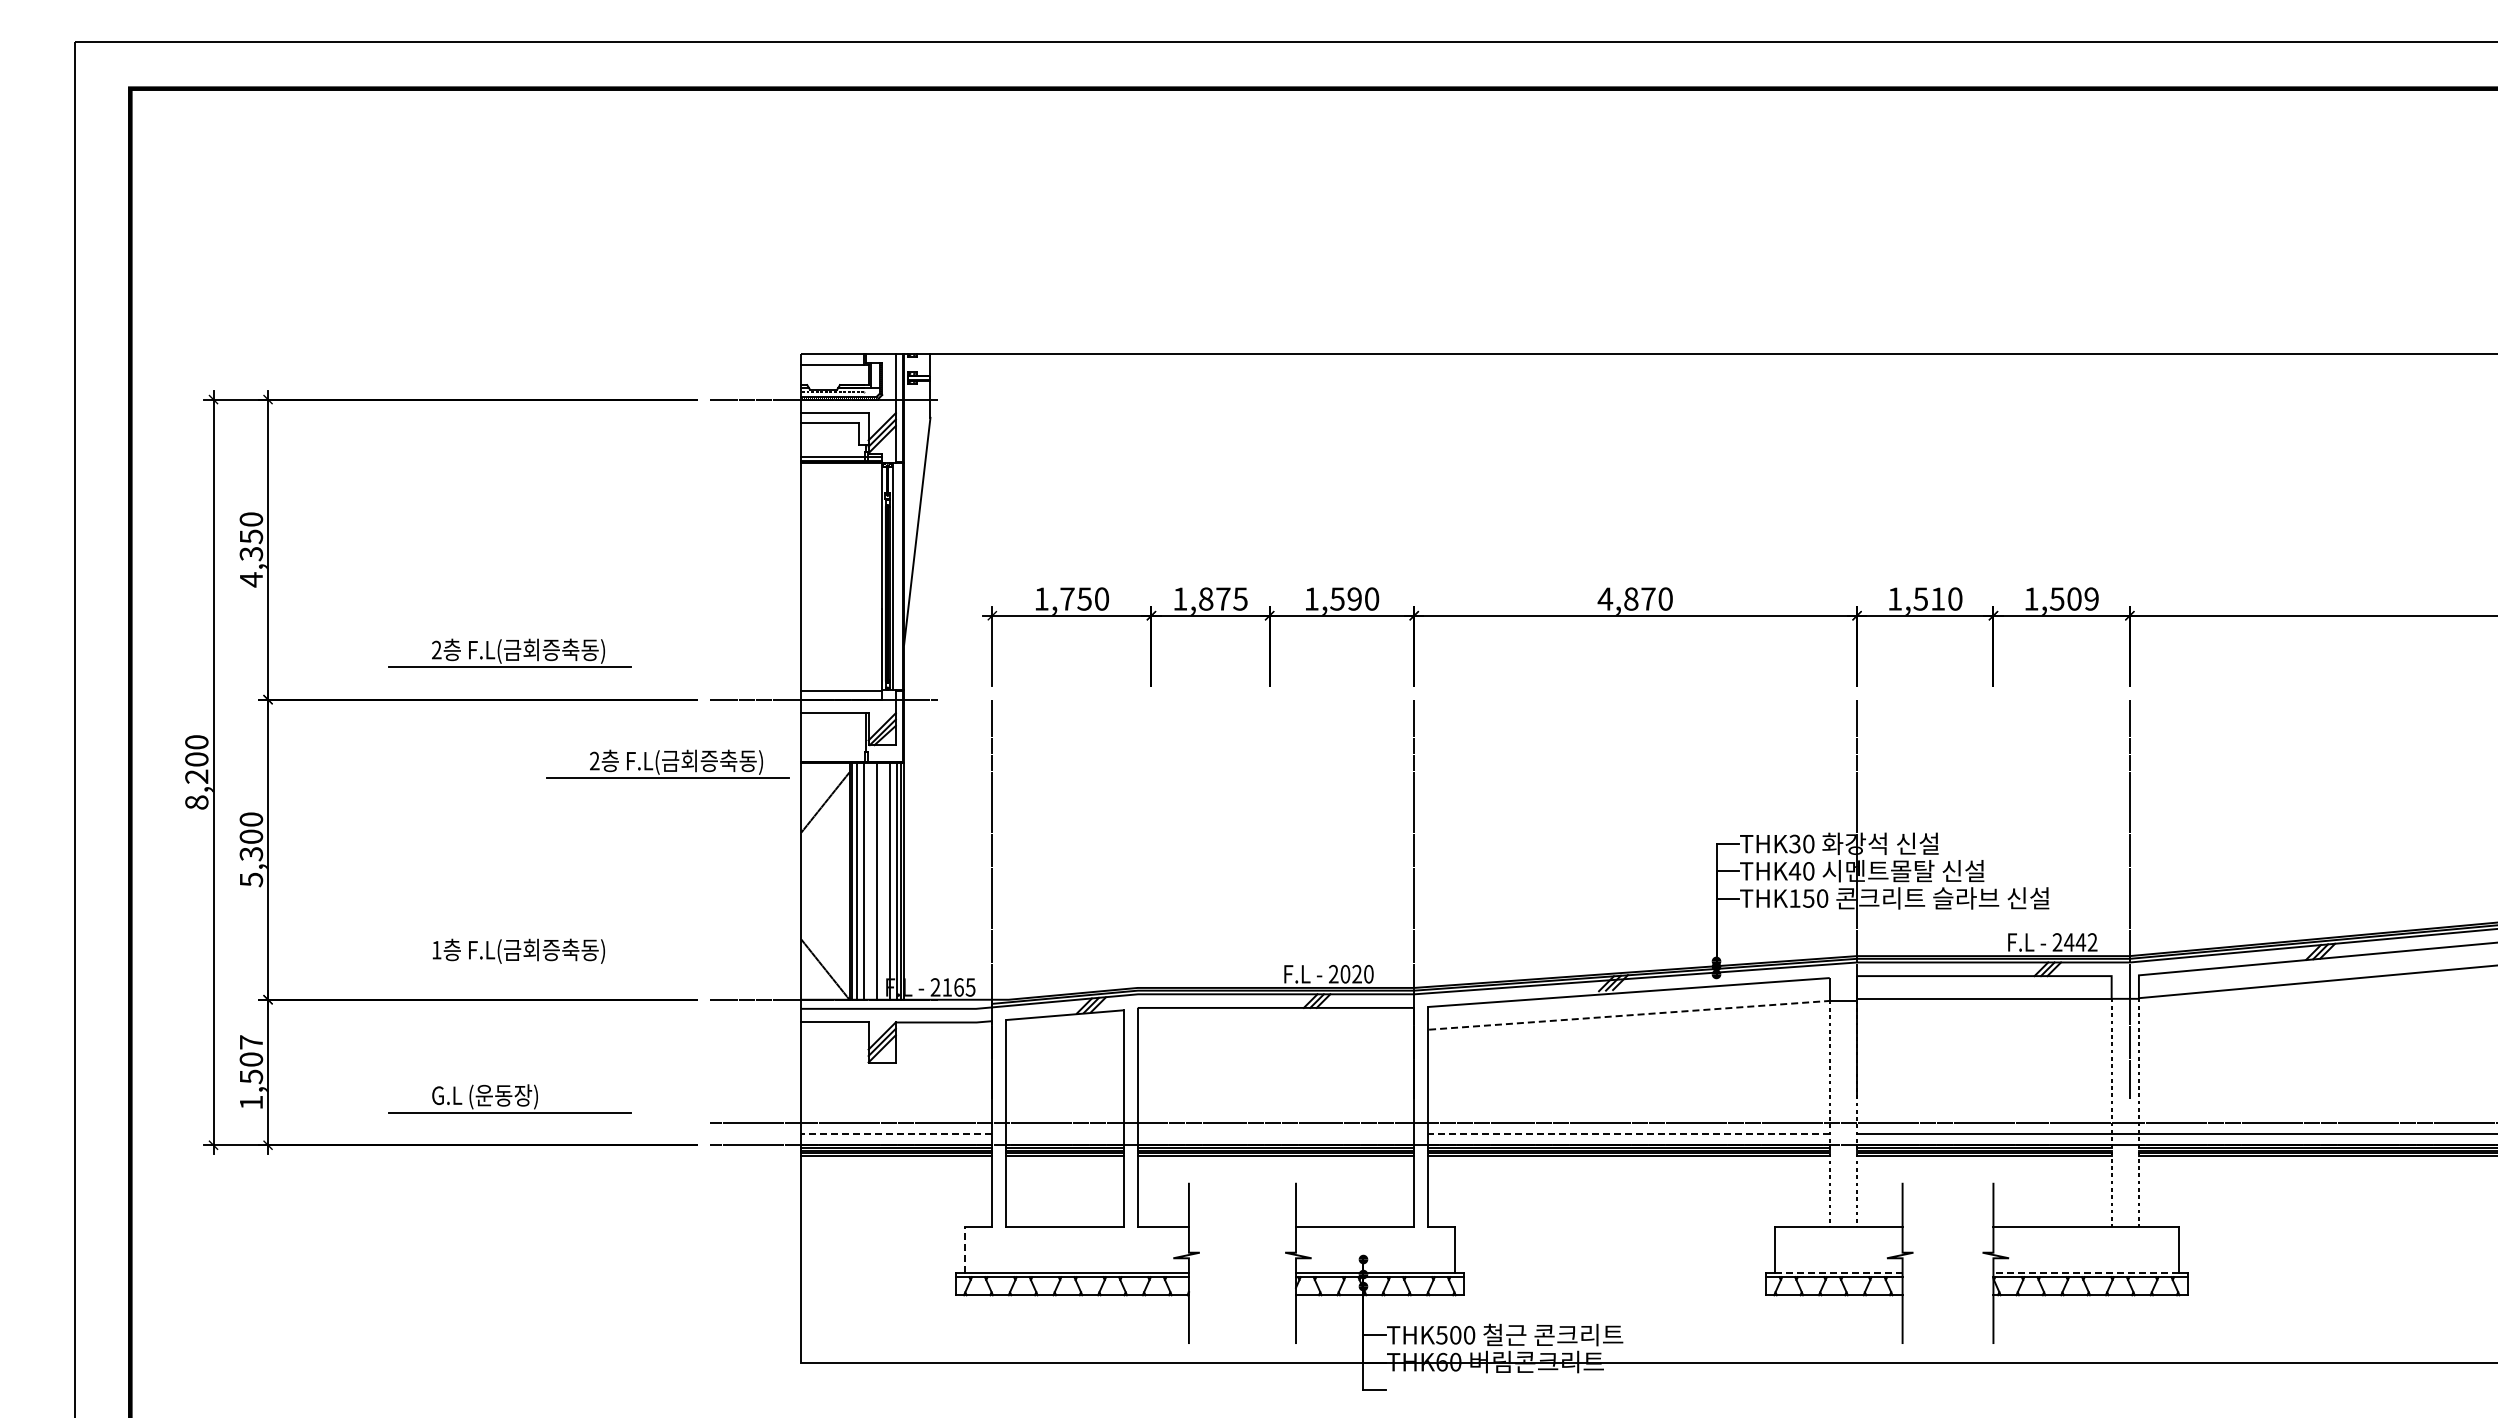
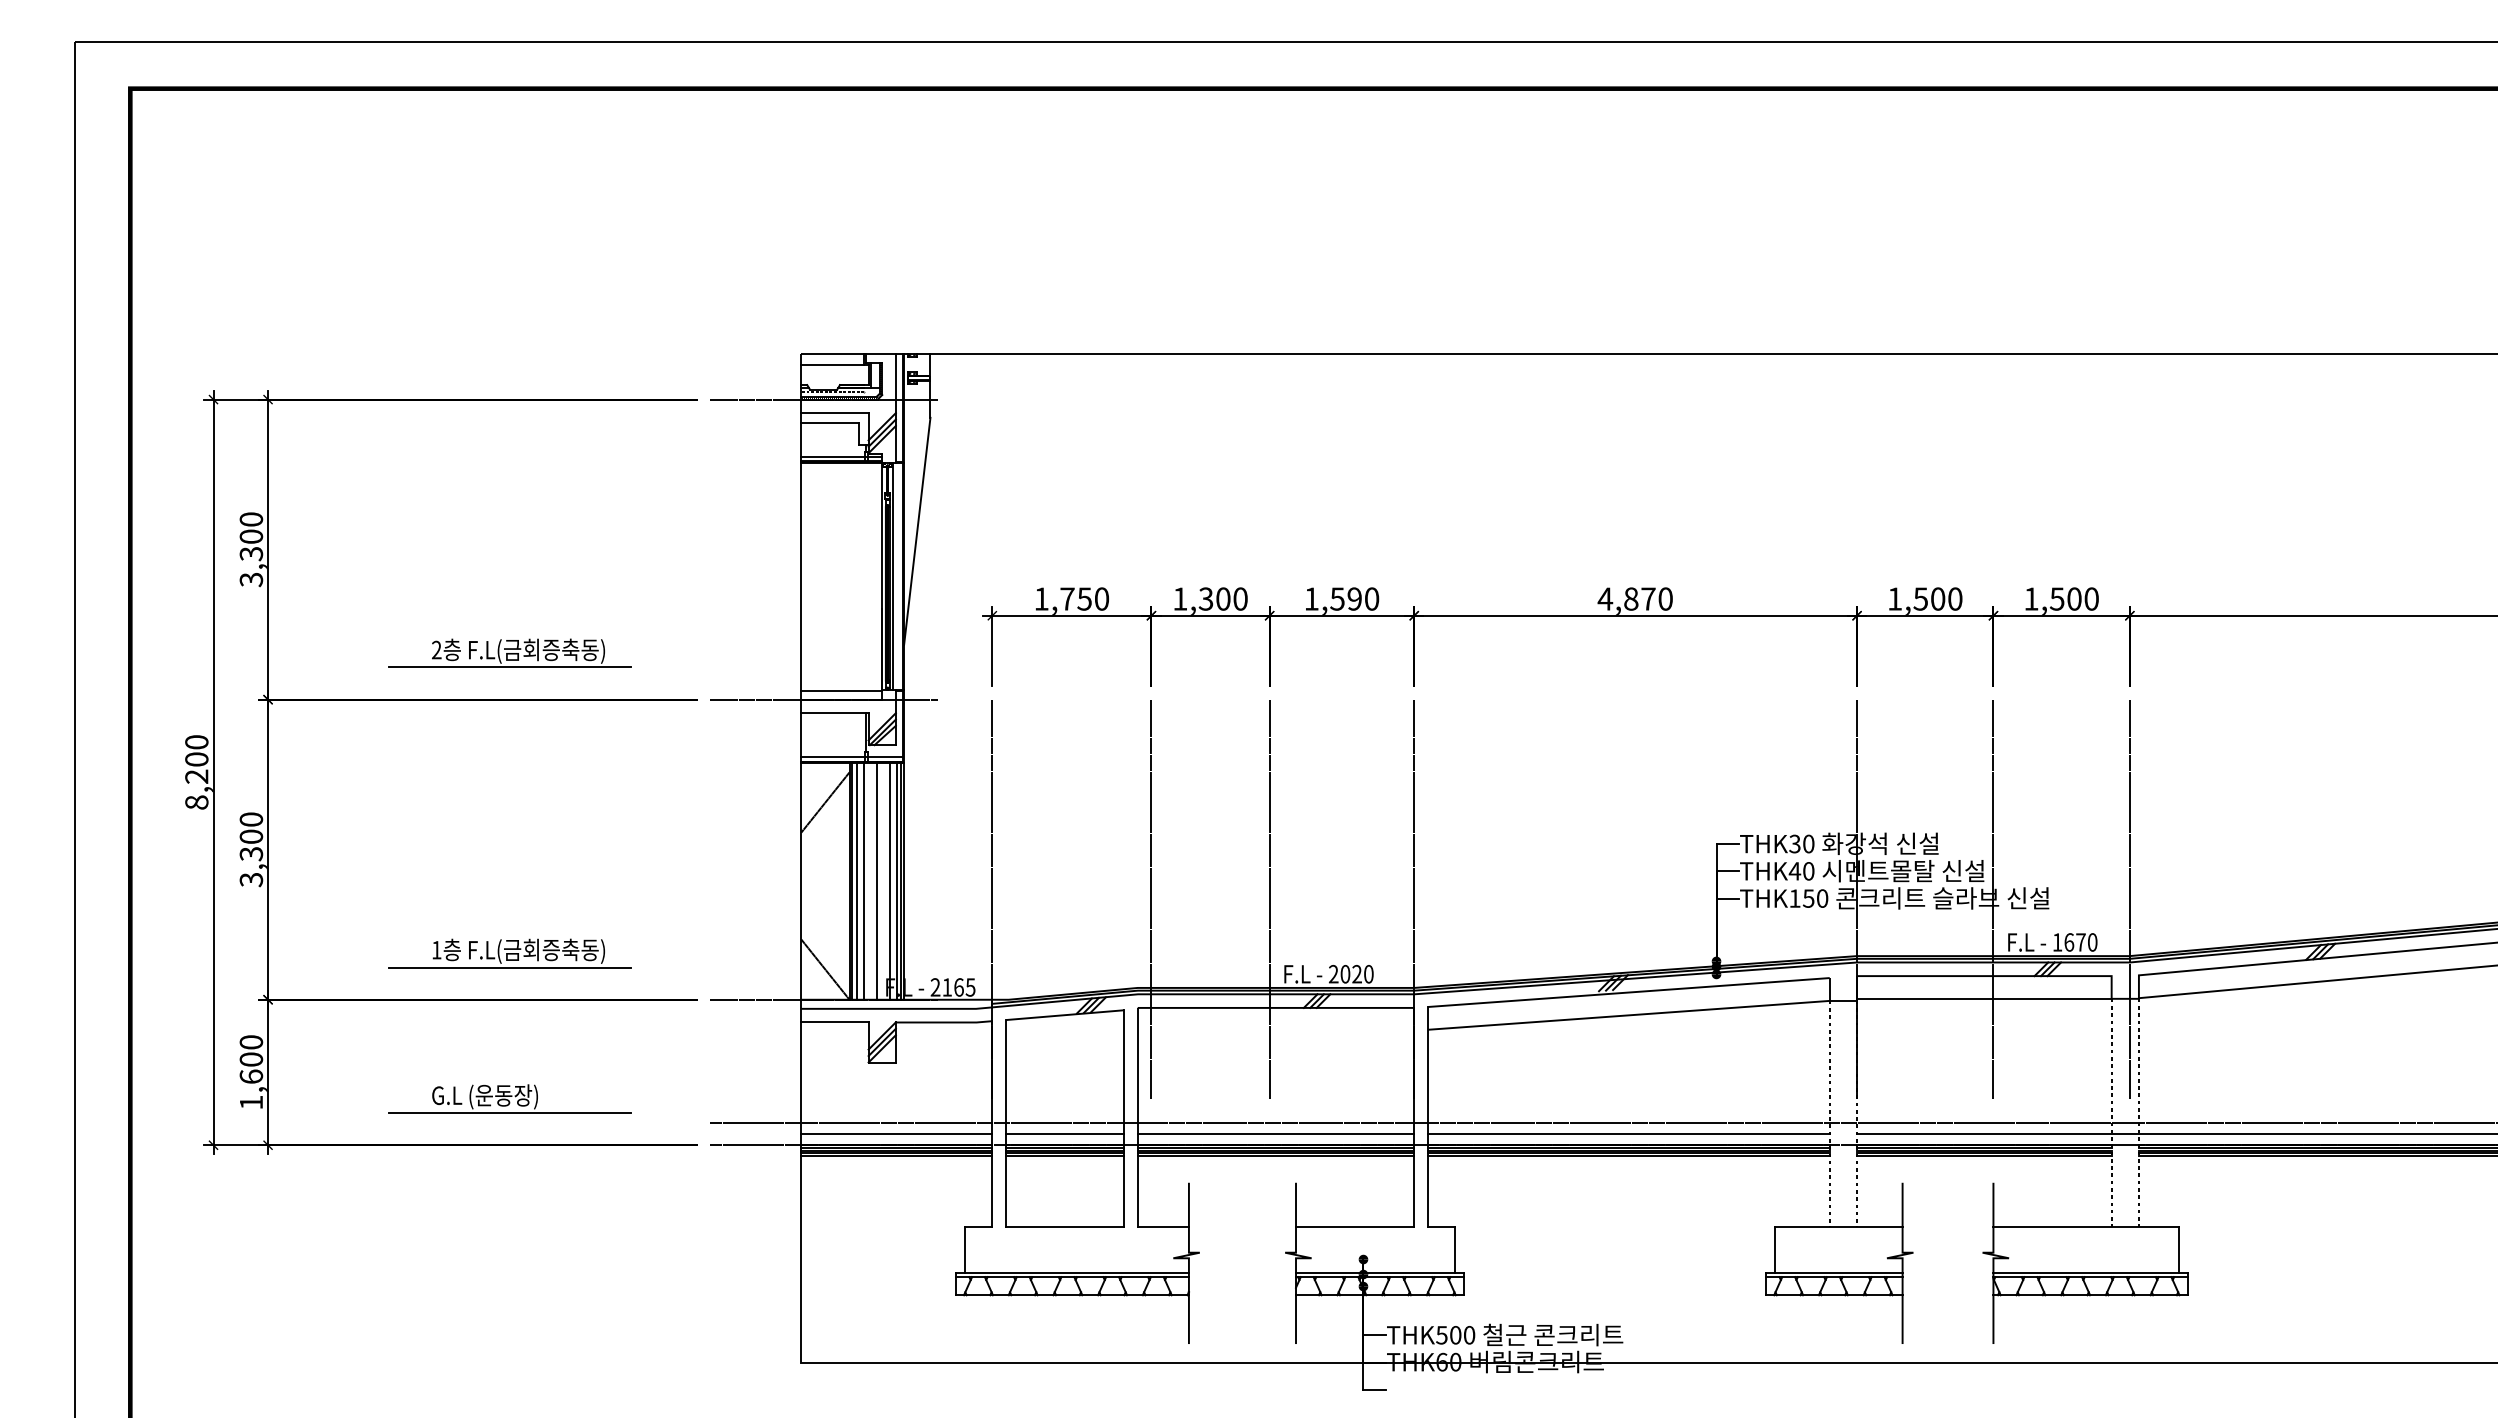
text: 4,350 -> 3,300 (251, 558)
text: 1,875 -> 1,300 (1222, 598)
text: 1,510 -> 1,500 (1938, 598)
text: 1,509 -> 1,500 (2091, 598)
line: none -> present (852, 756)
part: present -> none (667, 763)
text: 5,300 -> 3,300 (250, 879)
line: none -> present (1151, 898)
line: none -> present (1269, 898)
line: none -> present (1993, 898)
text: 2442 -> 1670 (2074, 942)
line: none -> present (509, 967)
line: dashed -> solid (1628, 1015)
text: 1,507 -> 1,600 (251, 1059)
line: dashed -> solid (896, 1134)
line: none -> present (1064, 1134)
line: none -> present (1275, 1134)
line: dashed -> solid (1628, 1134)
line: dashed -> solid (965, 1249)
line: dashed -> solid (1838, 1272)
line: dashed -> solid (2086, 1272)
